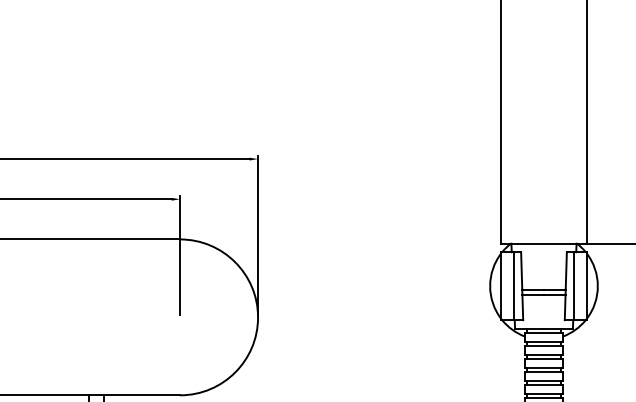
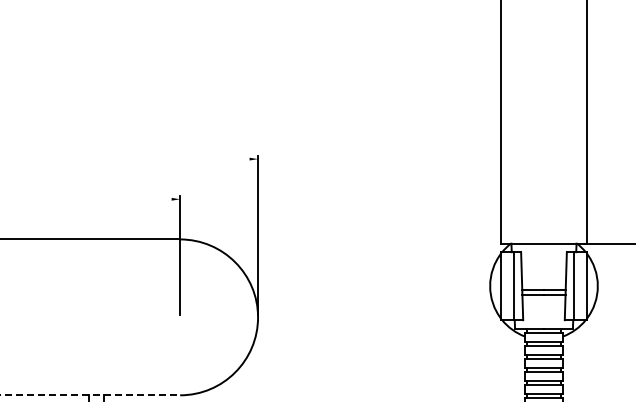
line: present -> none (125, 159)
line: present -> none (86, 199)
line: solid -> dashed (90, 395)
